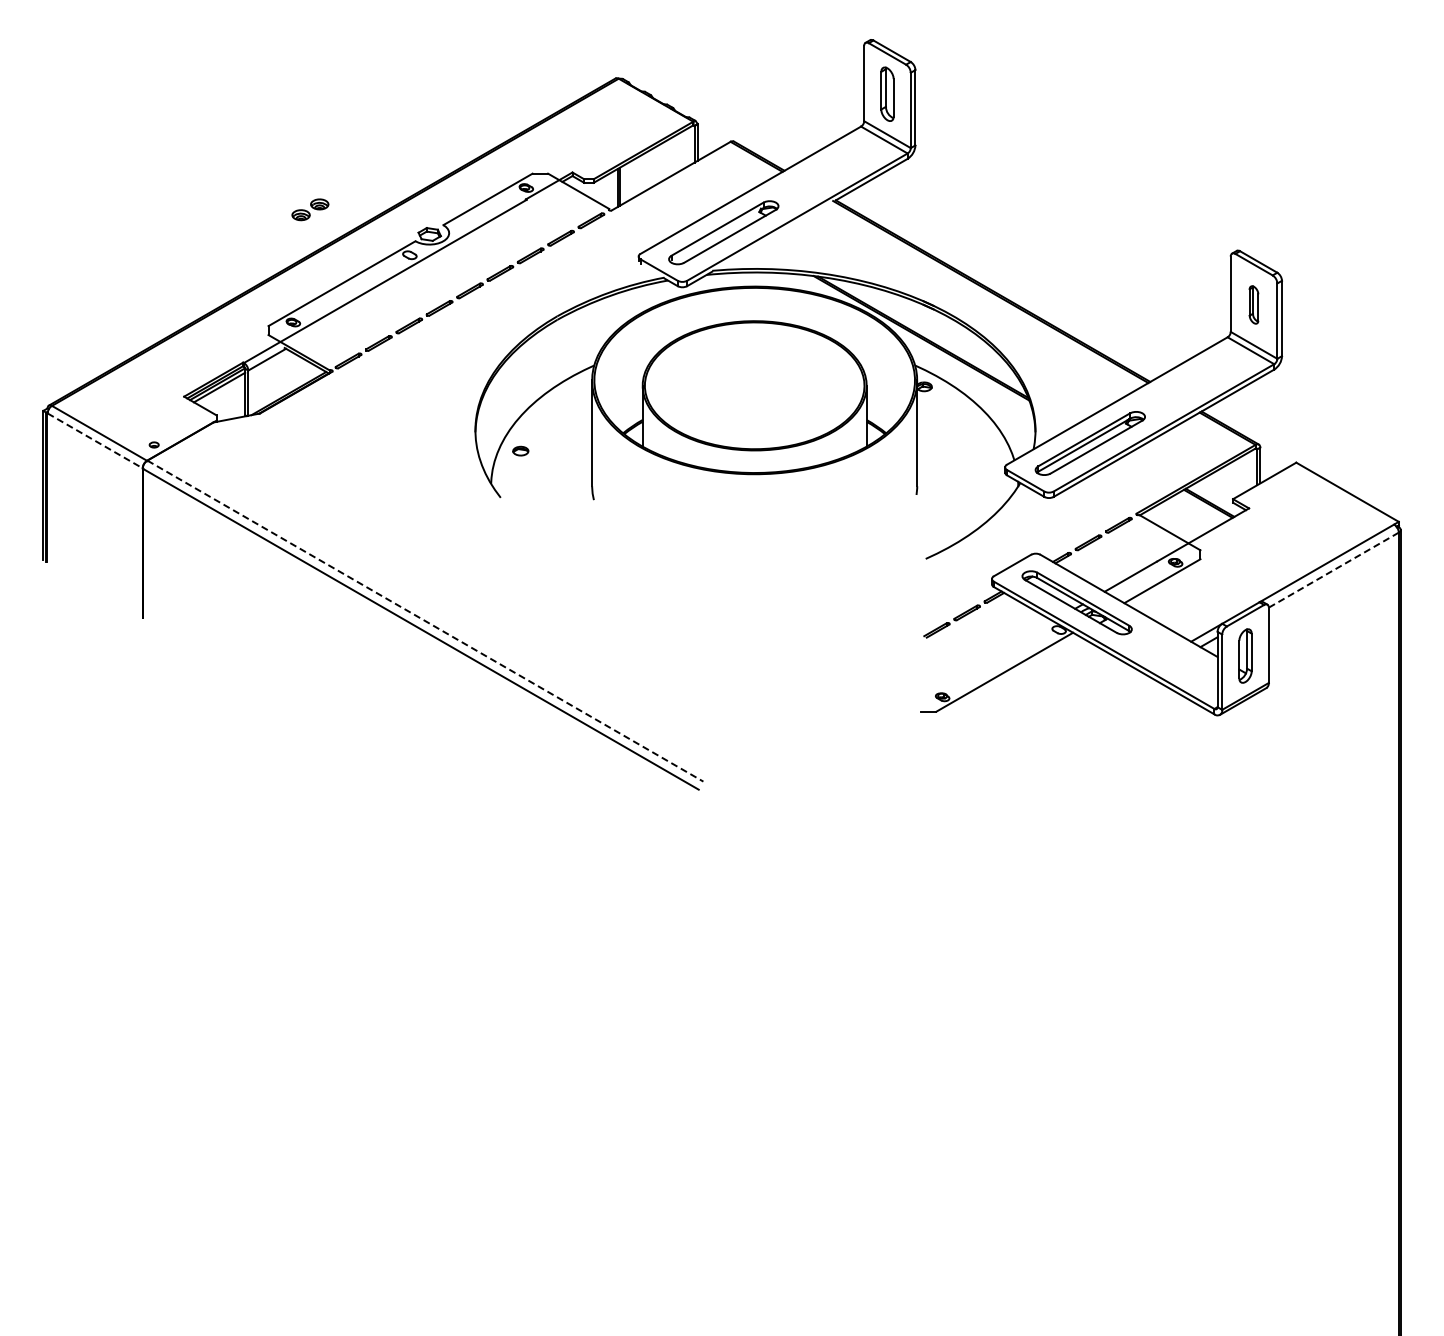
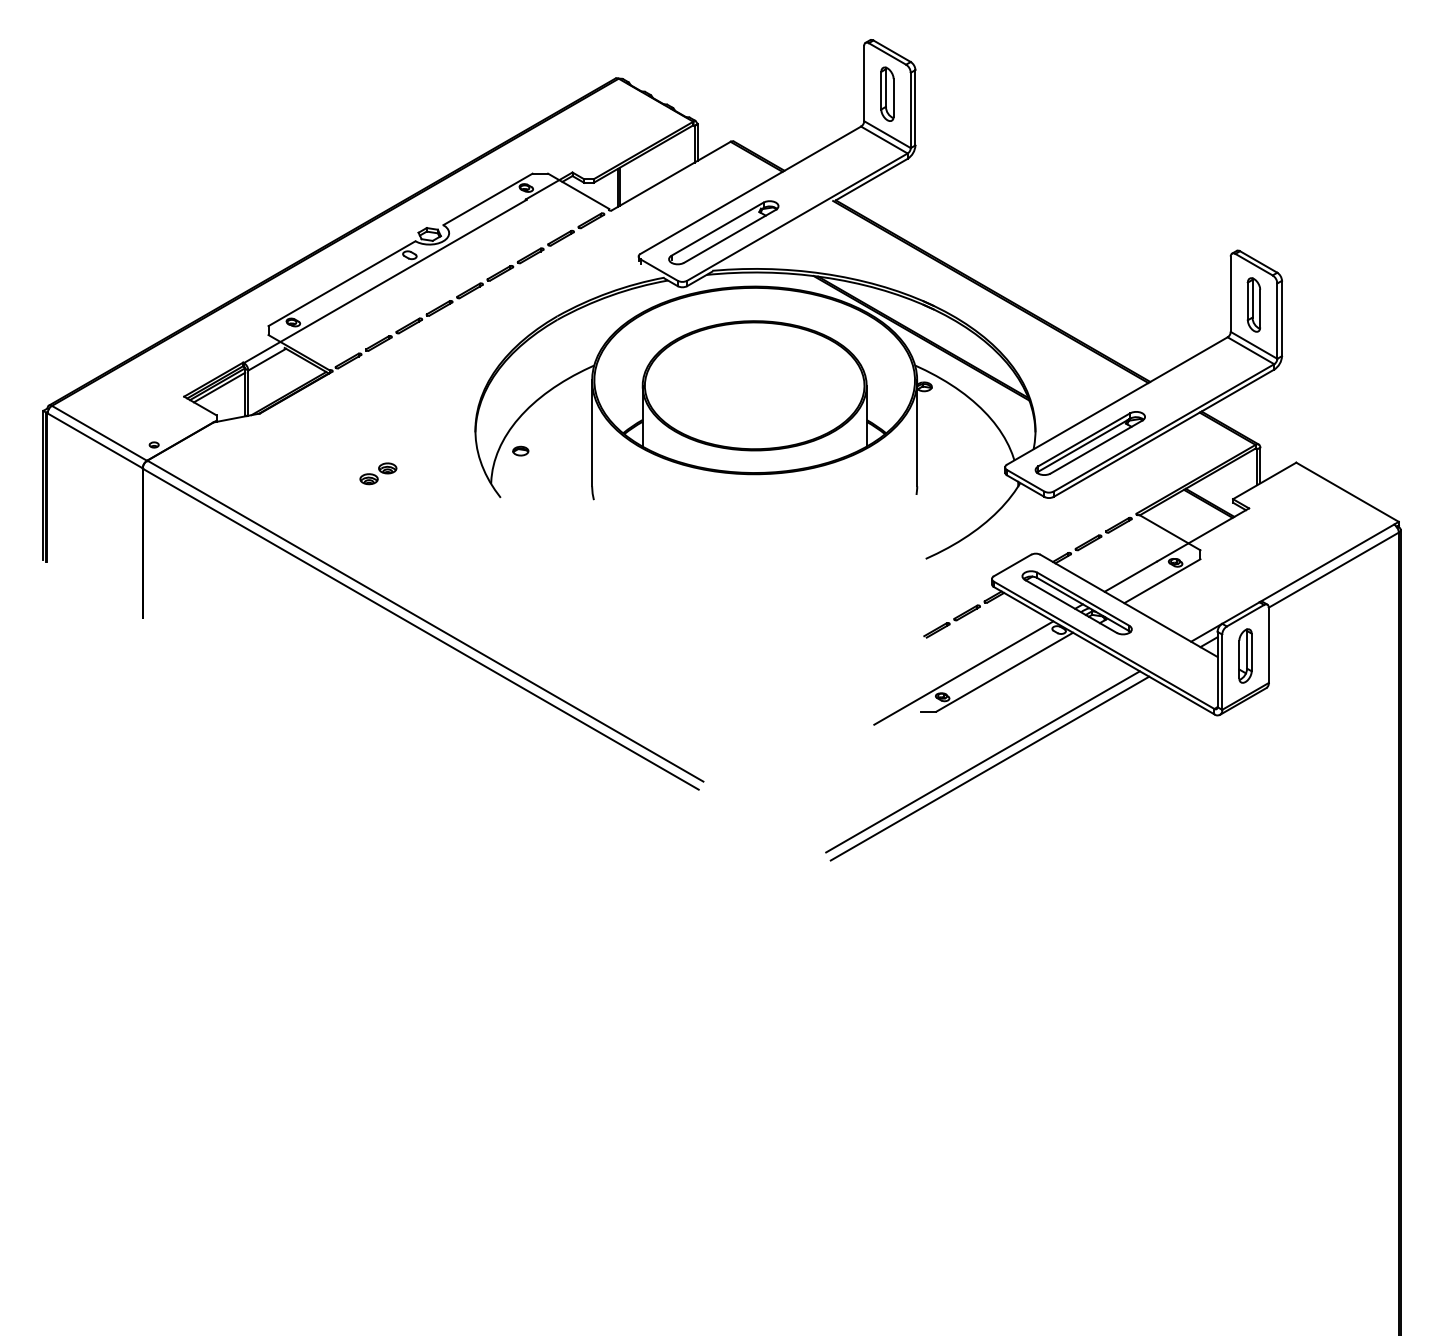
part position: (310, 209) -> (378, 473) (378, 473)
part size: 12x40 px -> 16x56 px (1253, 304)
line: dashed -> solid (95, 440)
line: dashed -> solid (1333, 570)
line: dashed -> solid (425, 621)
line: none -> present (963, 672)
line: none -> present (982, 761)
line: none -> present (989, 768)
